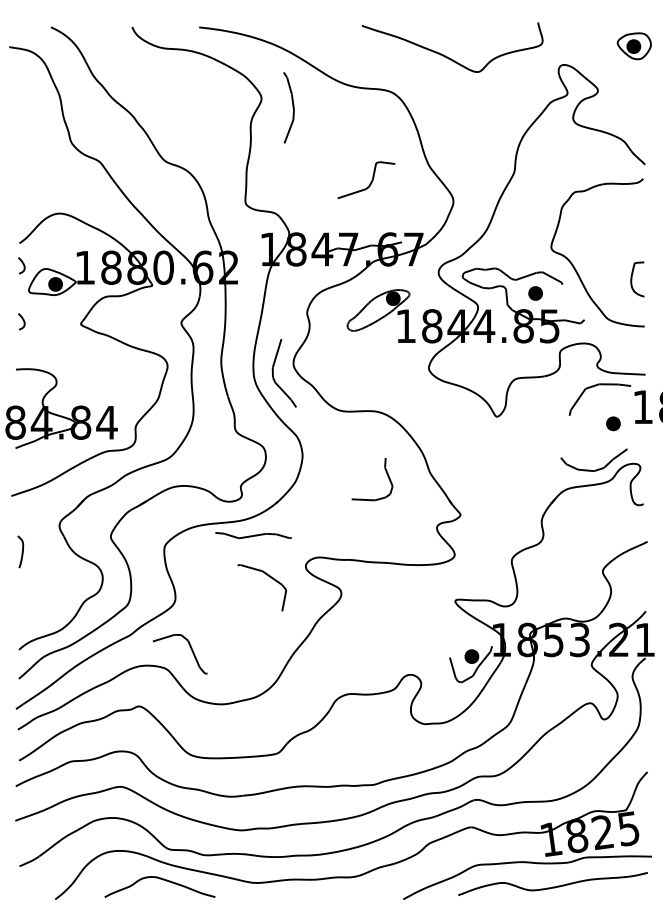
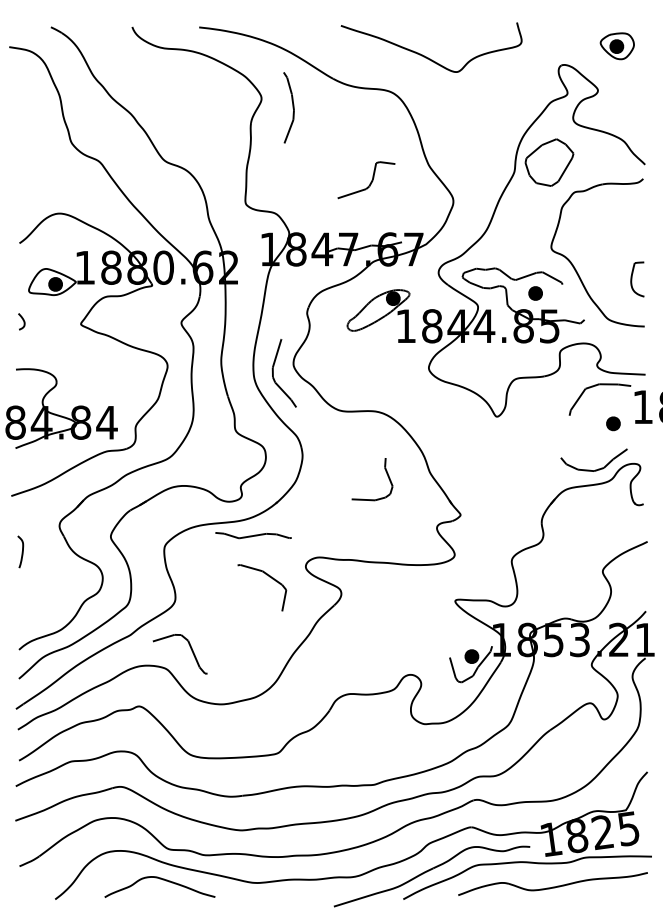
part position: (633, 46) -> (616, 46) (616, 46)
curve position: (447, 56) -> (426, 56) (426, 56)
part: none -> present (549, 162)
curve: present -> none (22, 264)
part: none -> present (431, 876)
